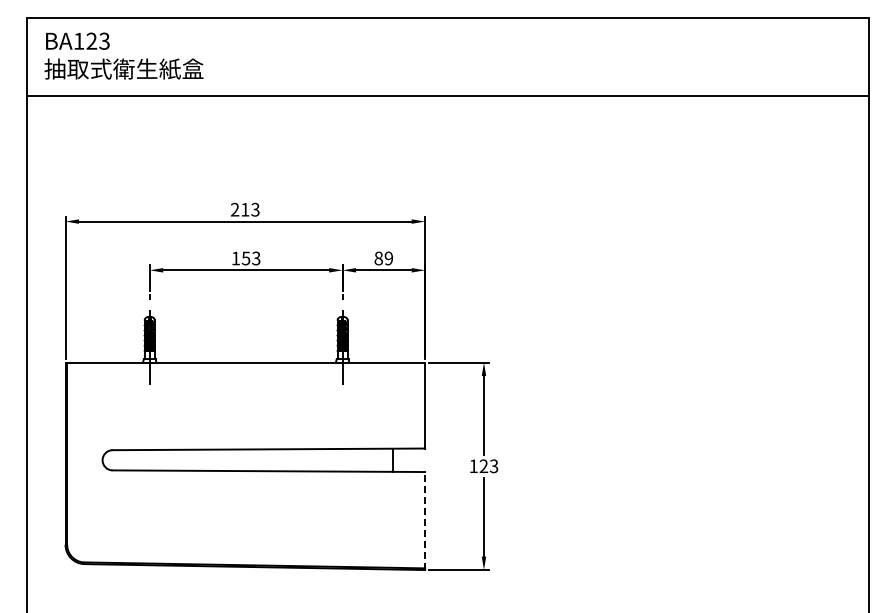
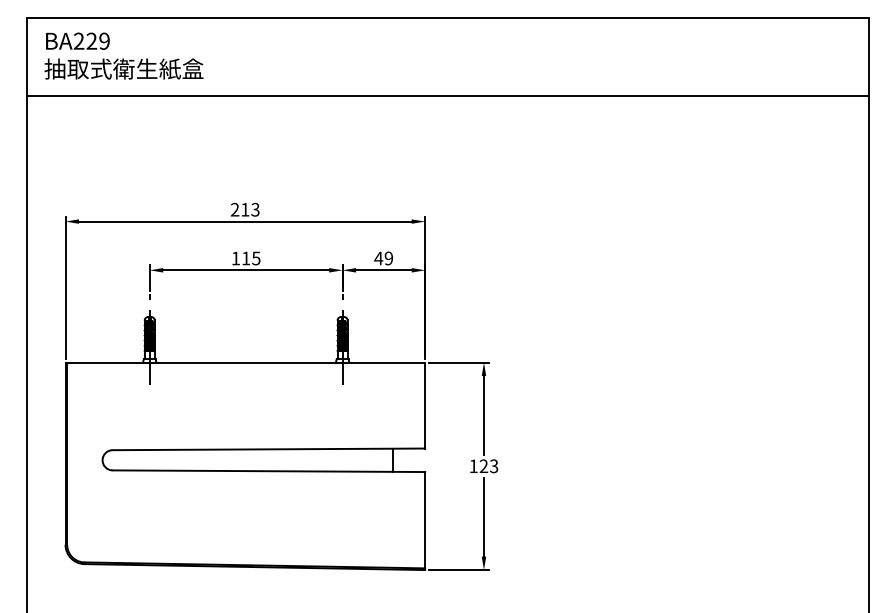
text: BA123 -> BA229 (91, 40)
text: 153 -> 115 (250, 258)
text: 89 -> 49 (378, 258)
line: dashed -> solid (425, 520)
